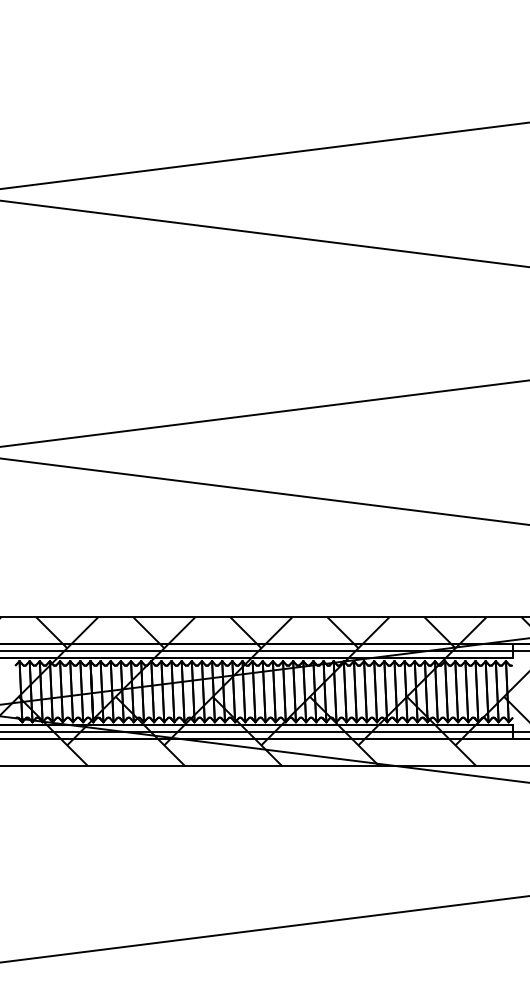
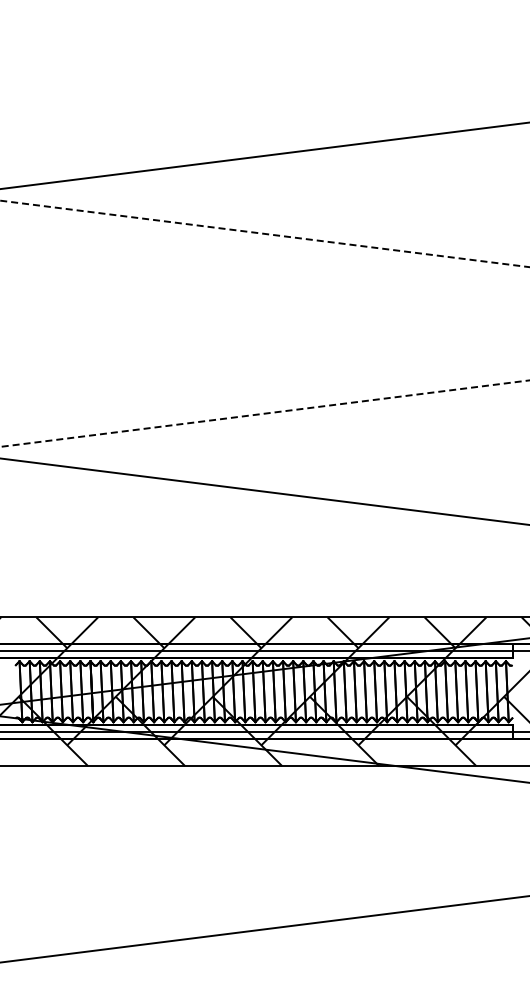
line: solid -> dashed (0, 200)
